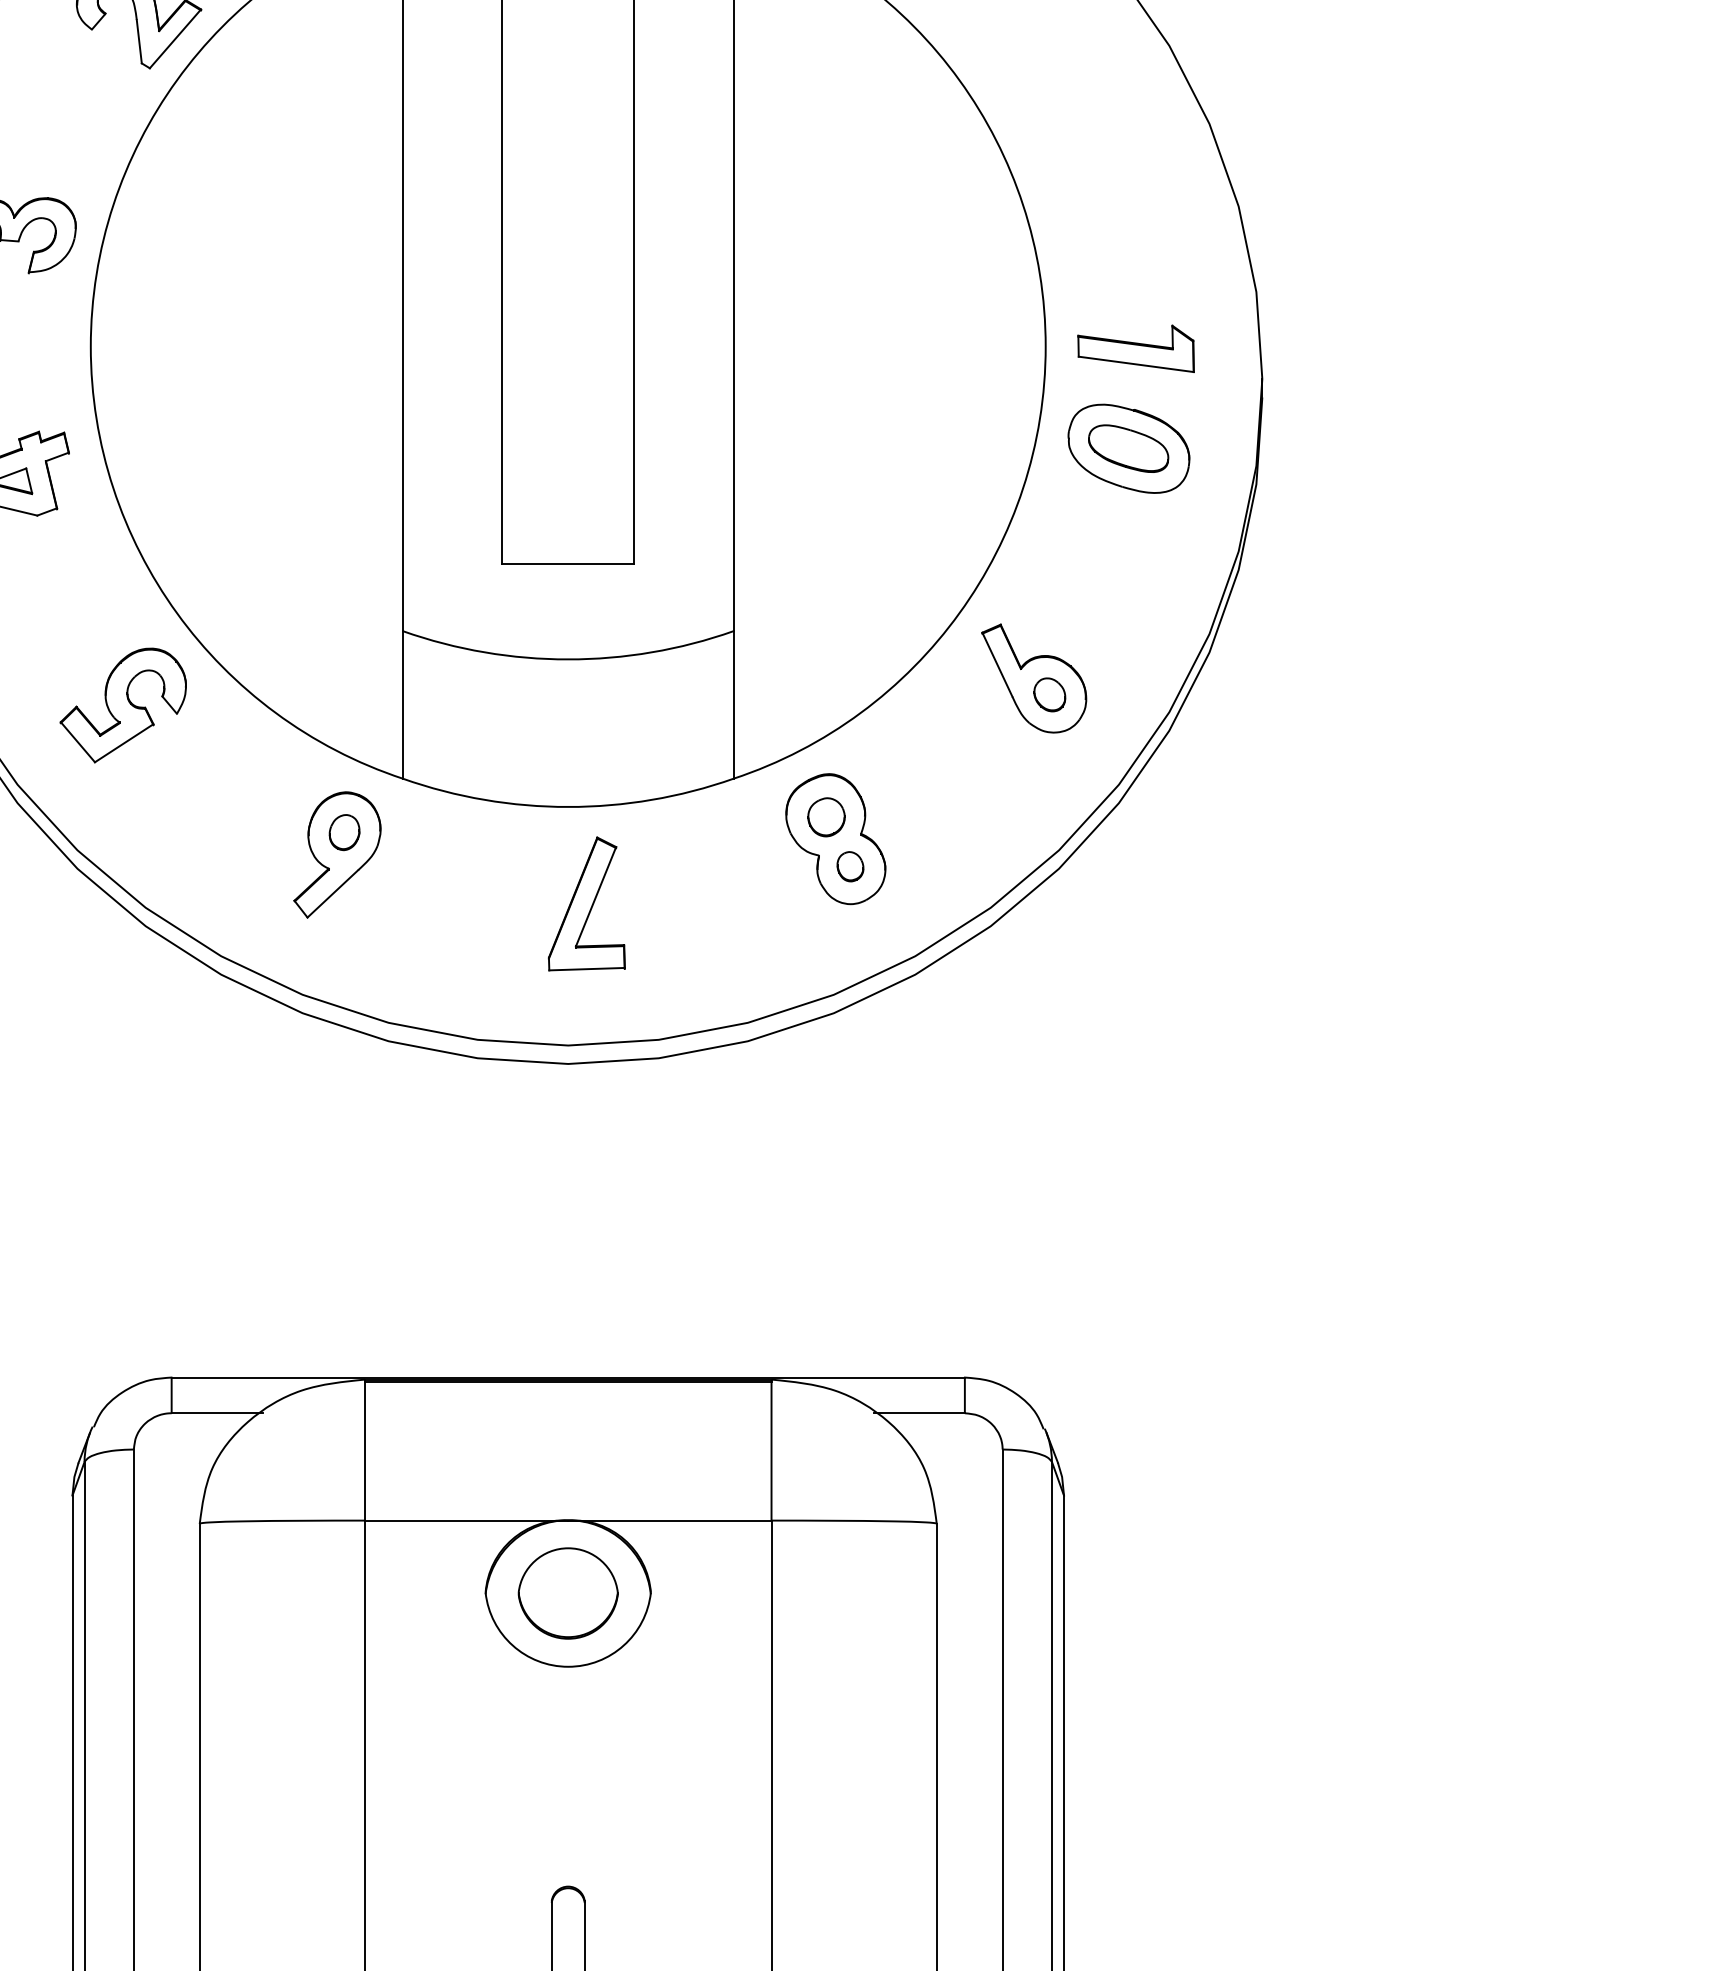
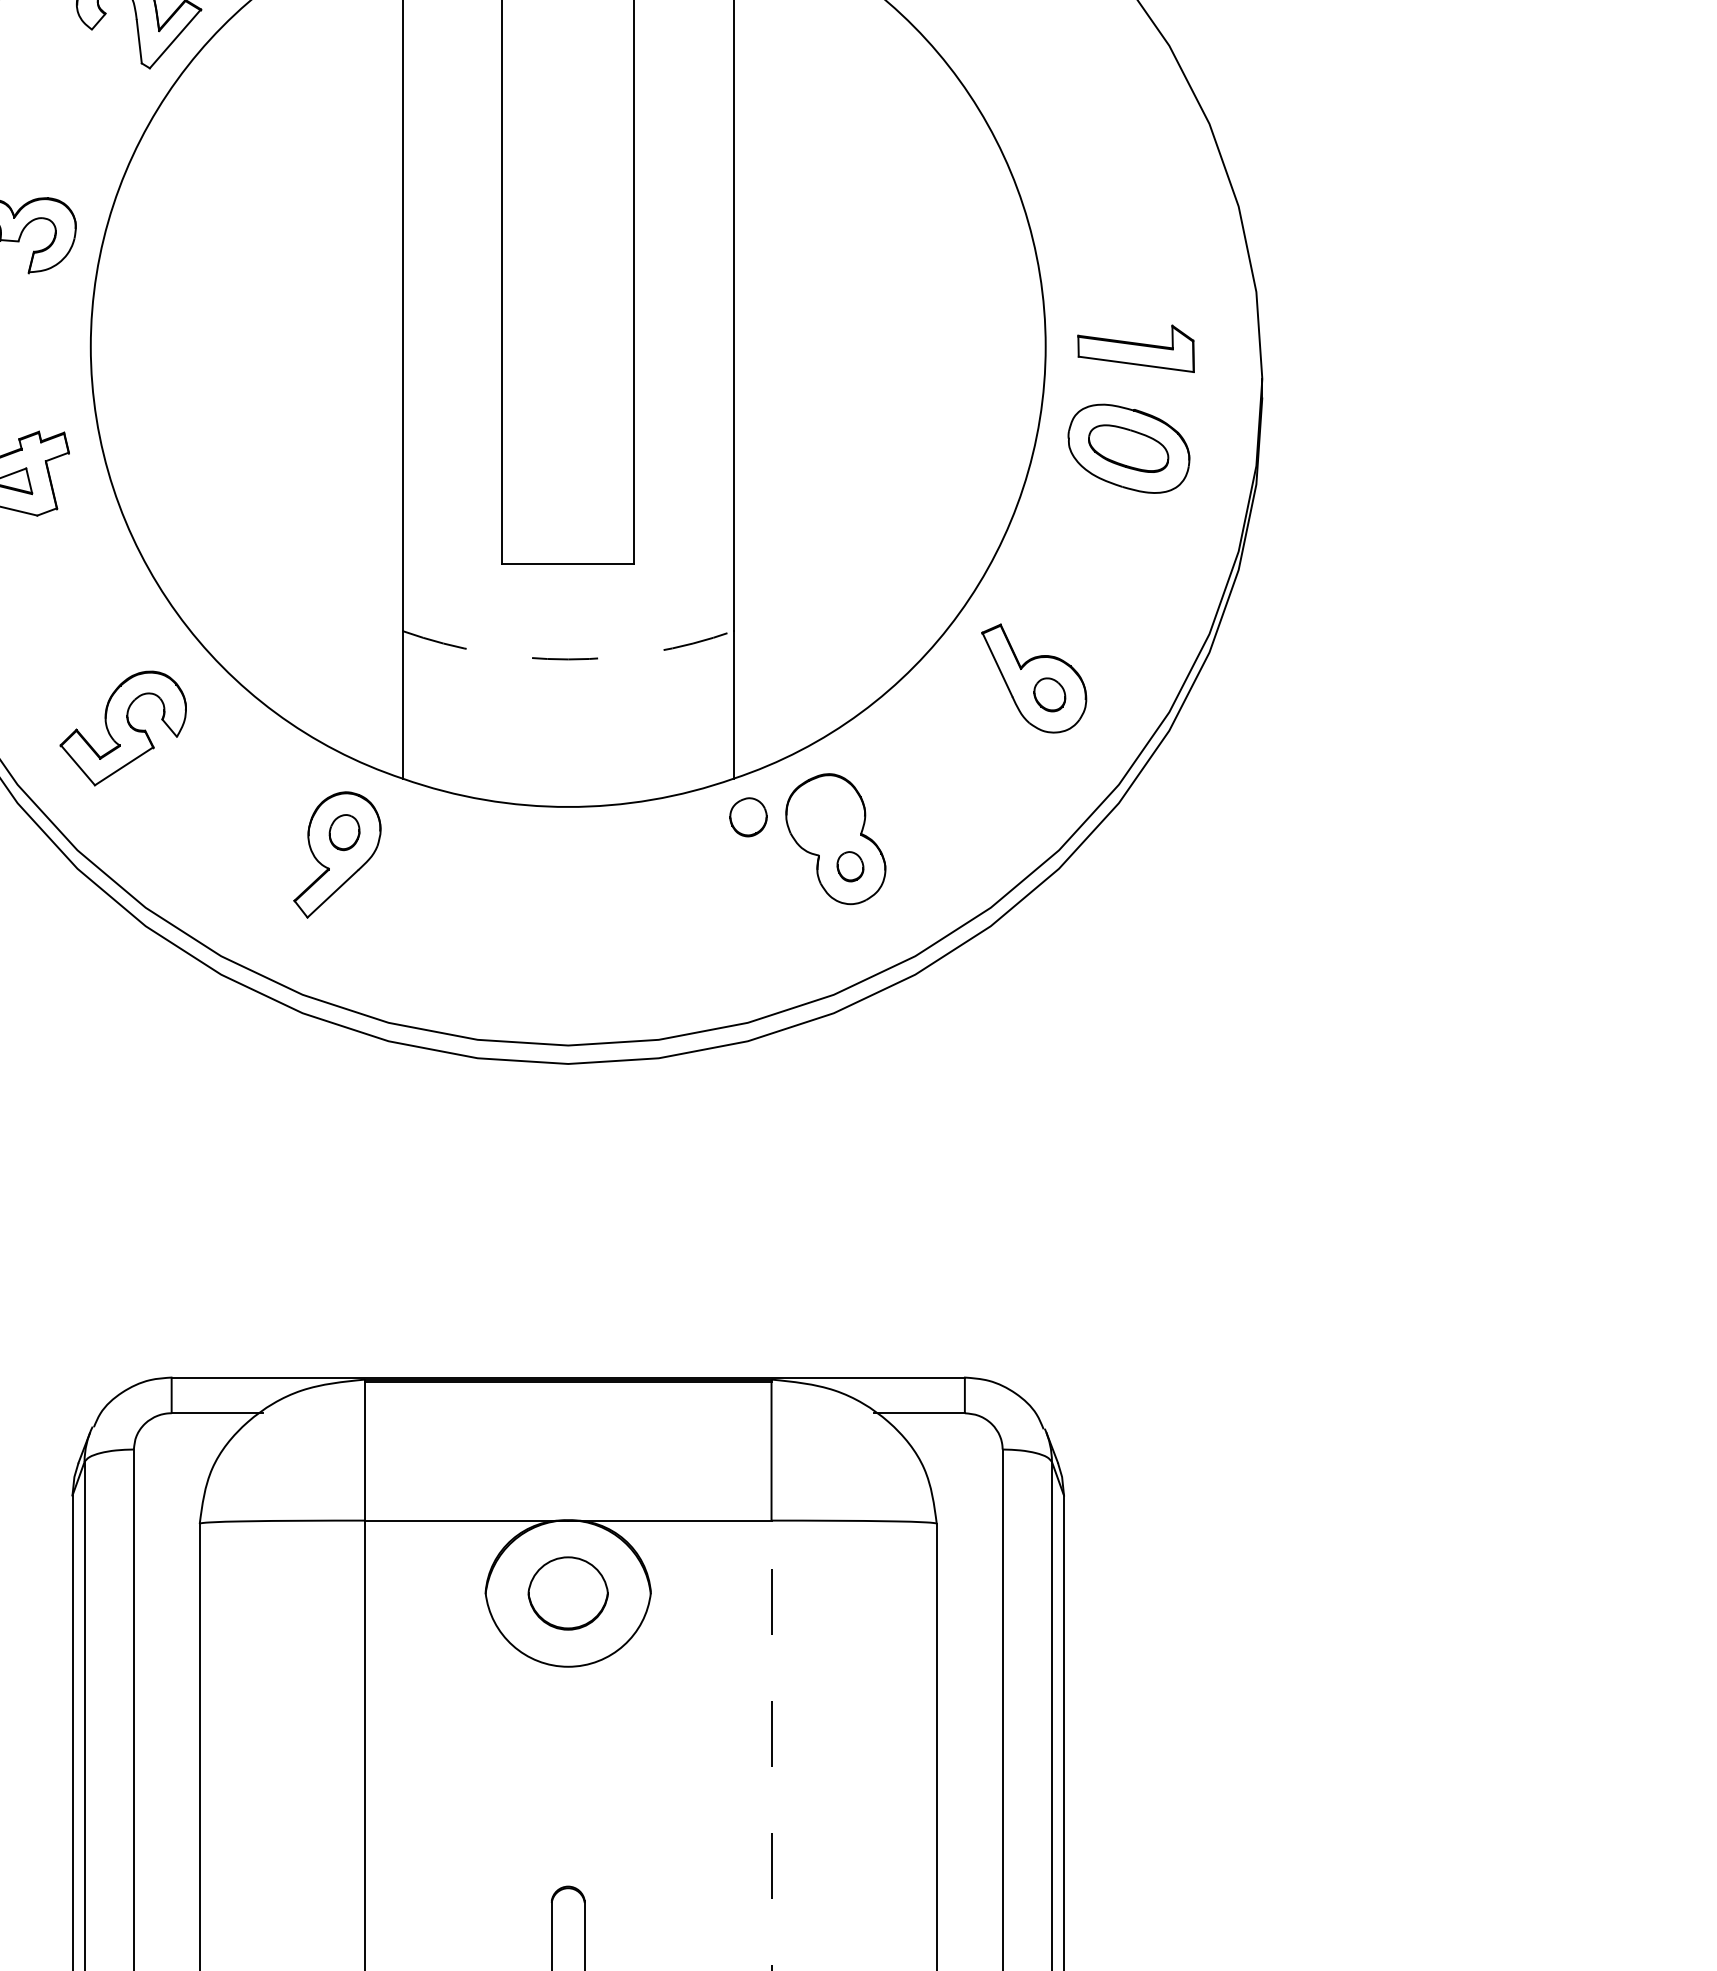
arc: solid -> dashed (568, 659)
part position: (122, 705) -> (122, 728) (122, 728)
part position: (826, 817) -> (748, 817) (748, 817)
part: present -> none (586, 903)
part size: 102x93 px -> 82x75 px (567, 1593)
line: solid -> dashed (771, 1745)
